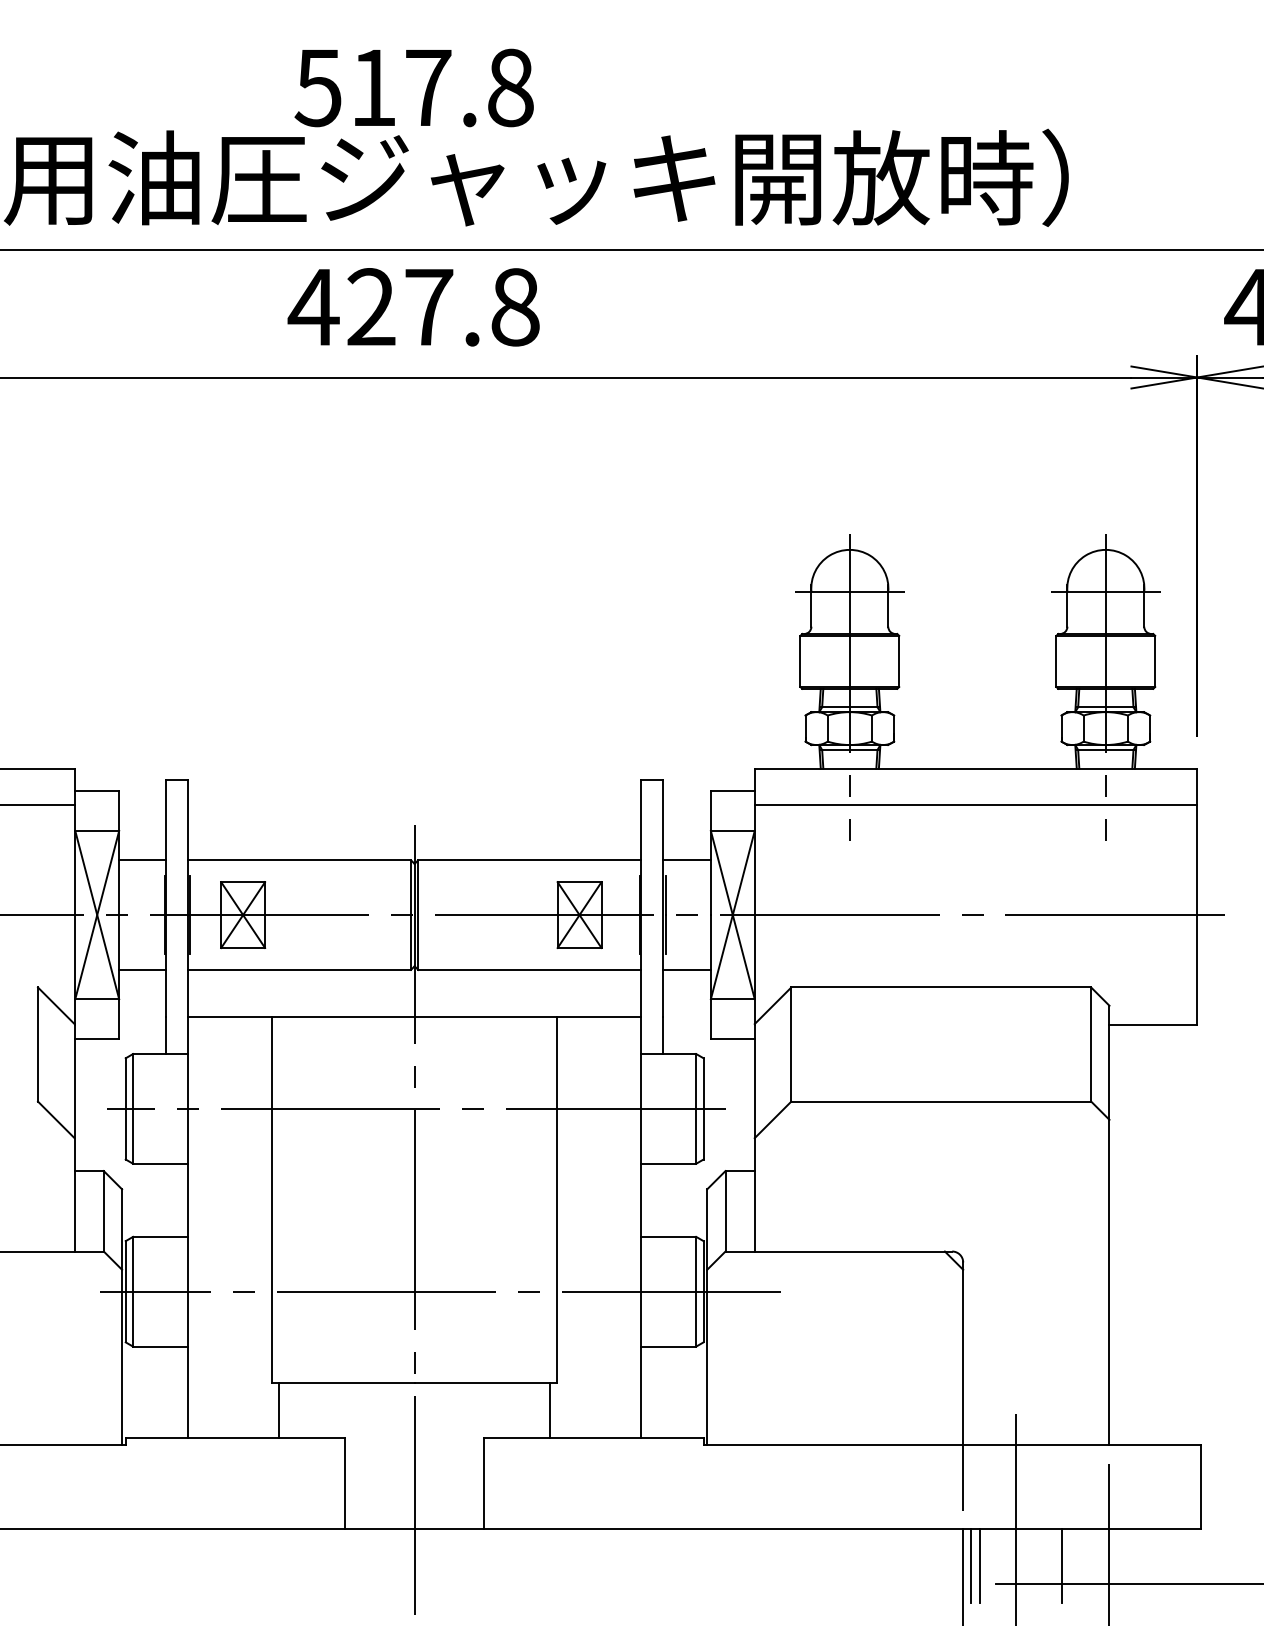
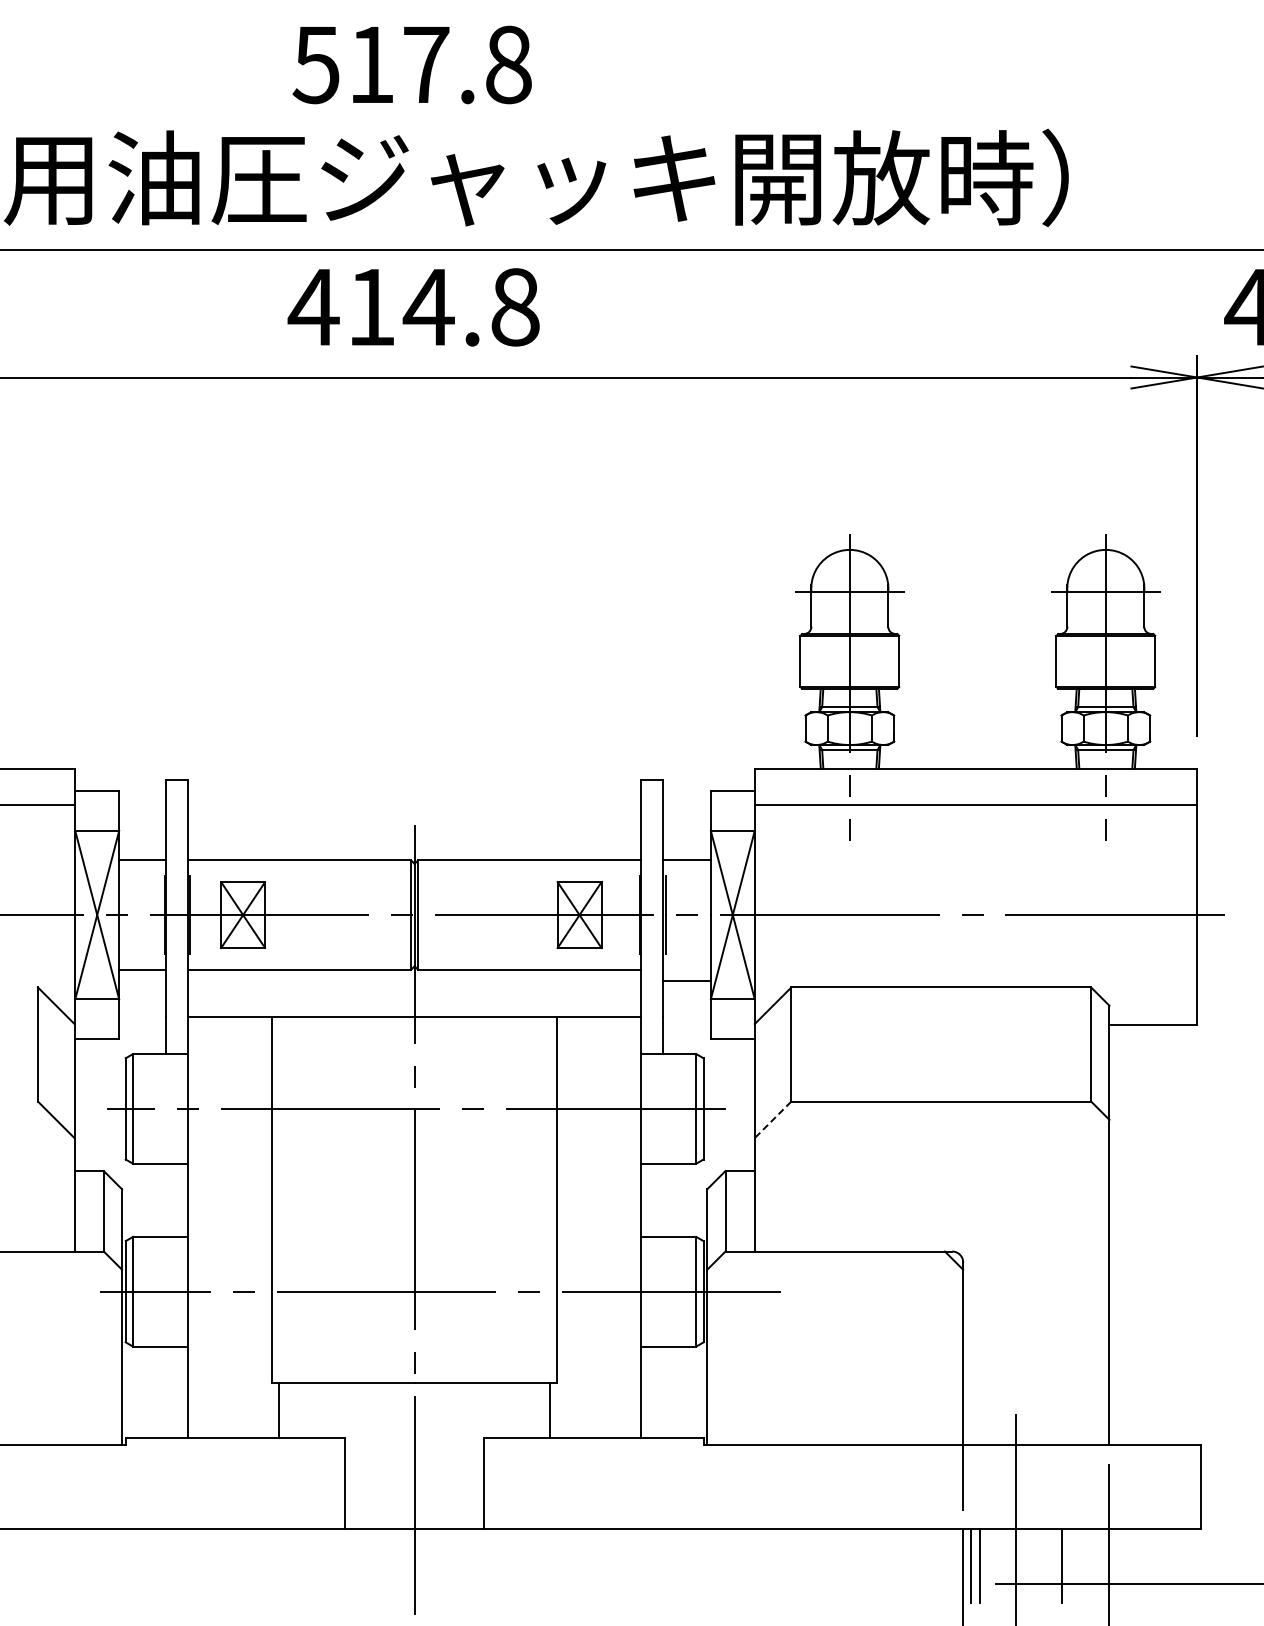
text position: (413, 87) -> (411, 64) (411, 64)
text: 427.8 -> 414.8 (400, 306)
line position: (686, 969) -> (686, 980) (686, 980)
line: solid -> dashed (773, 1119)
